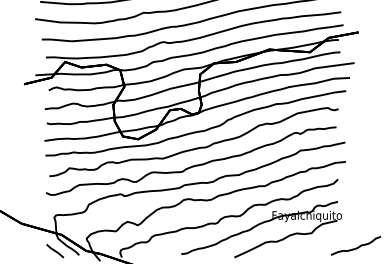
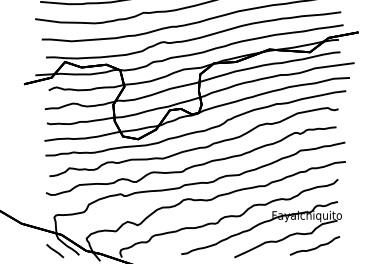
curve position: (355, 247) -> (314, 247) (314, 247)
